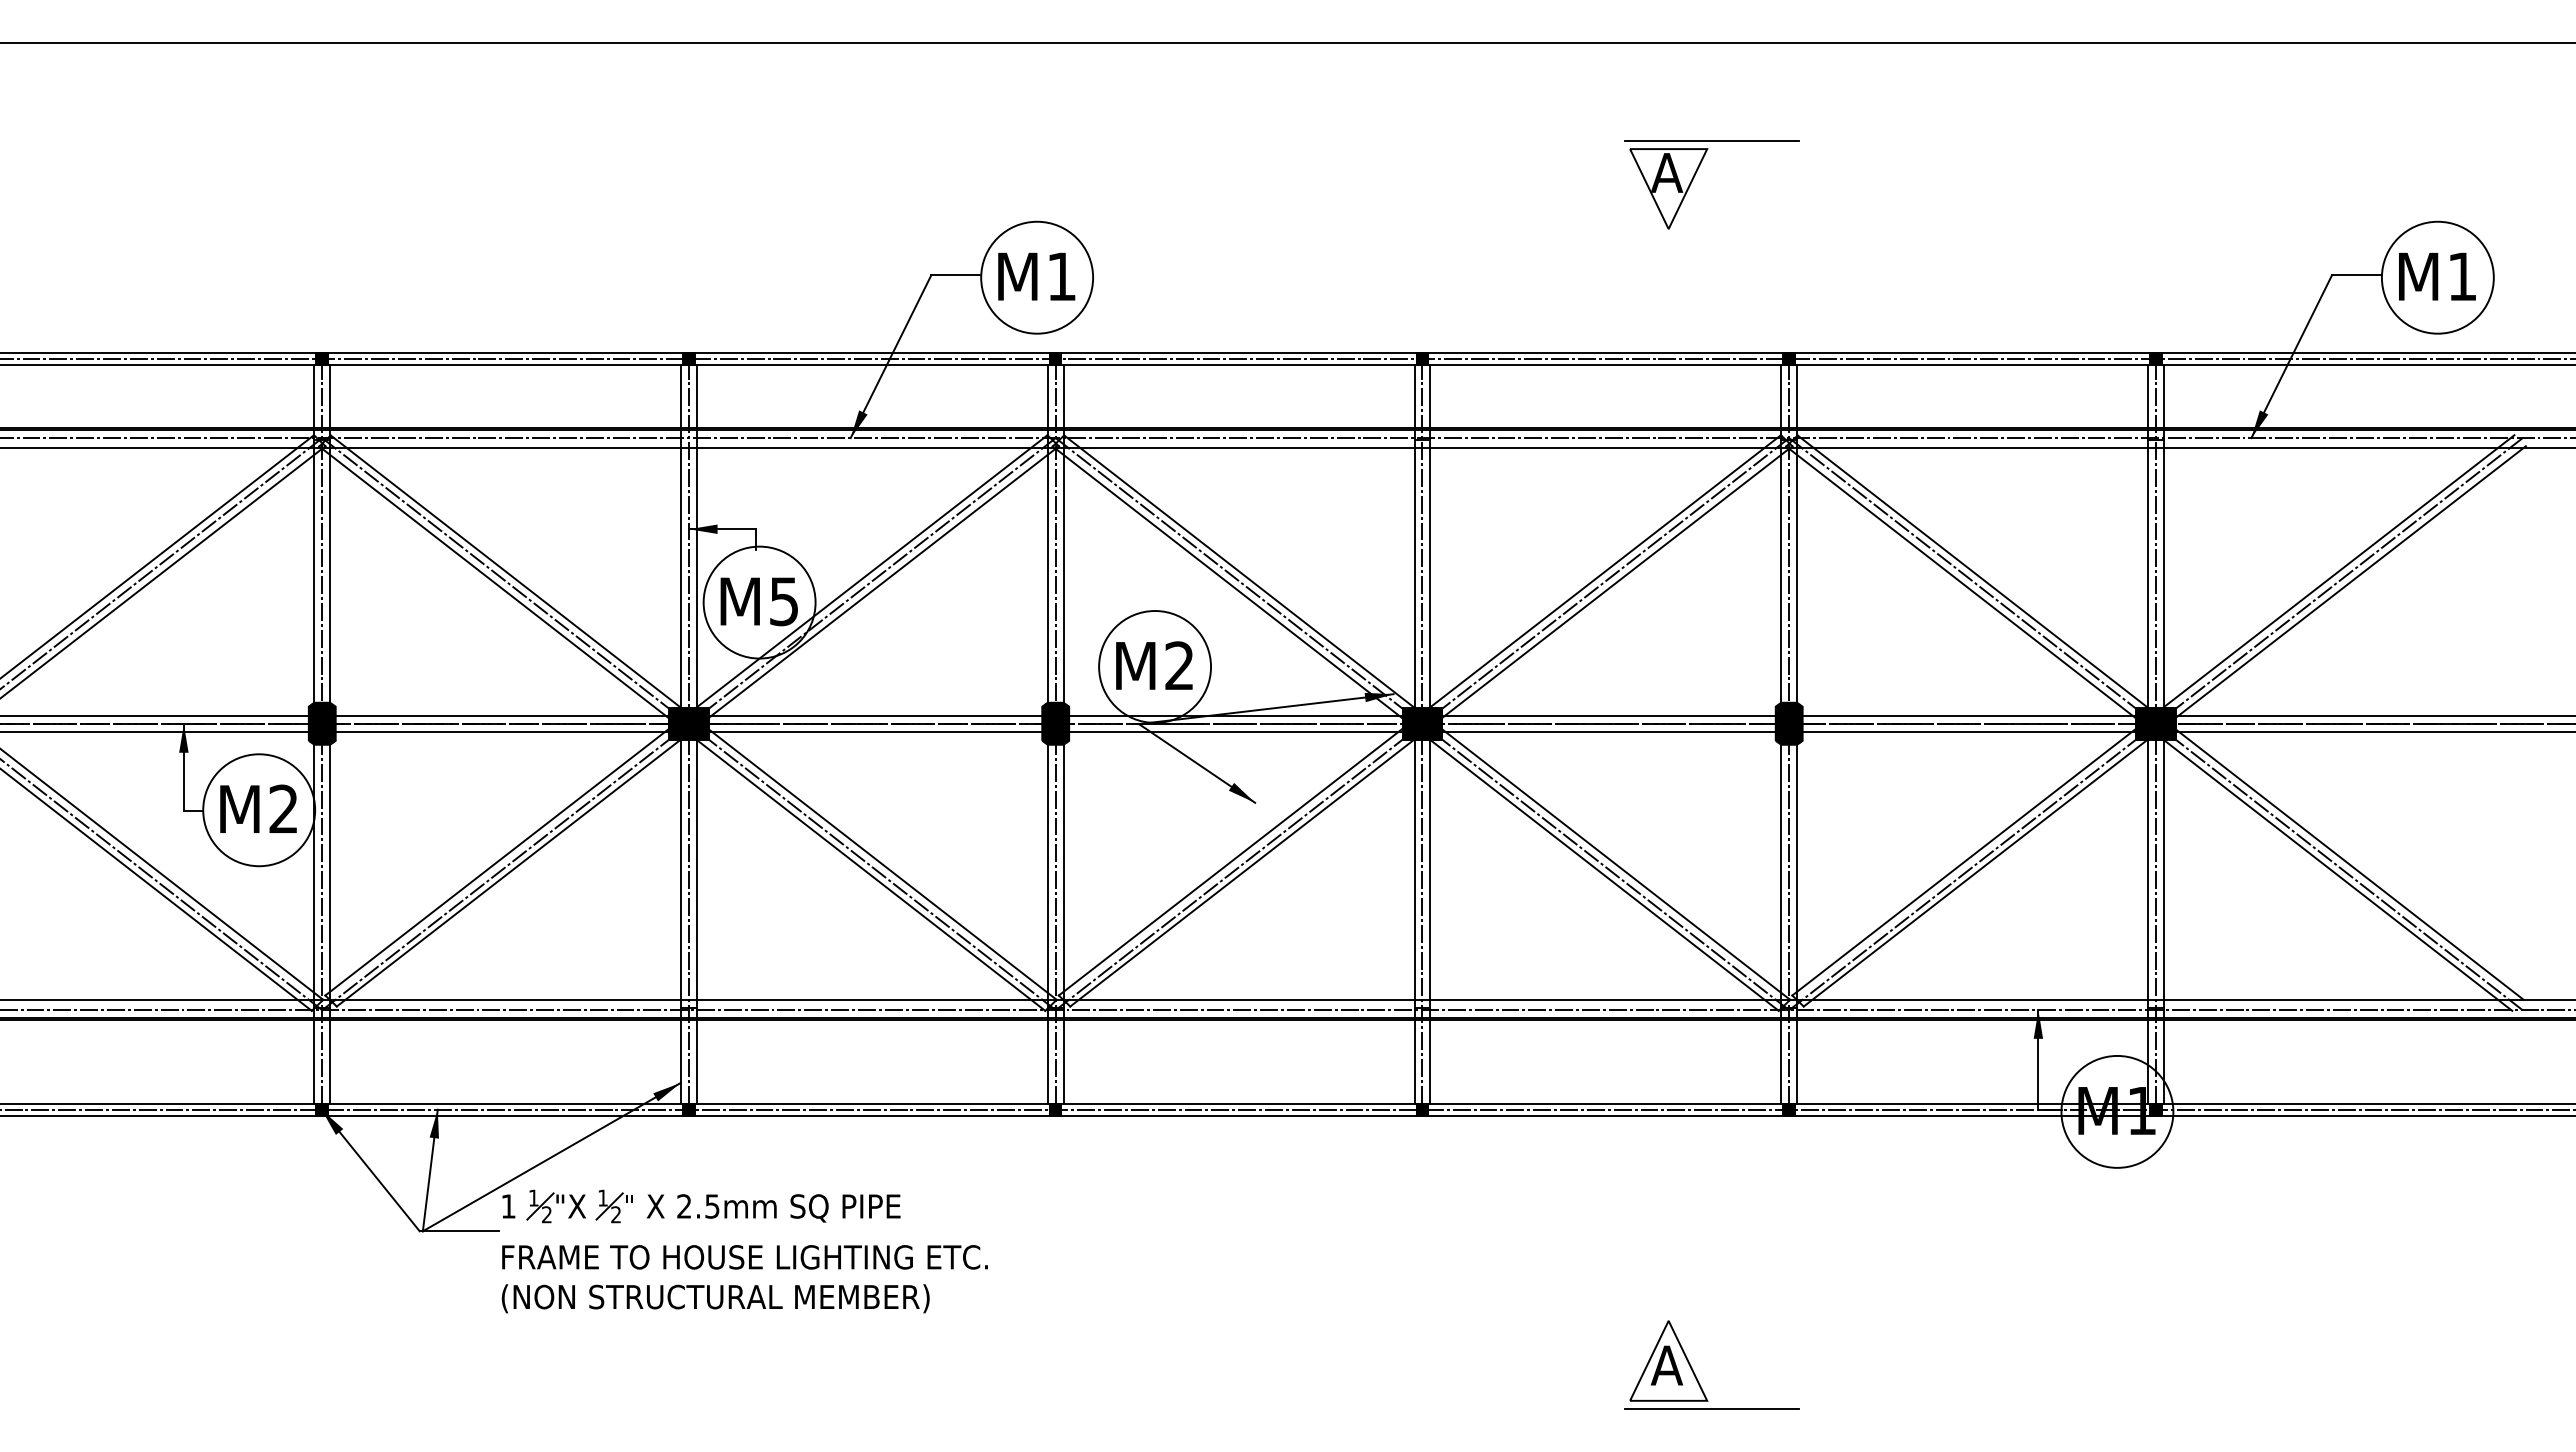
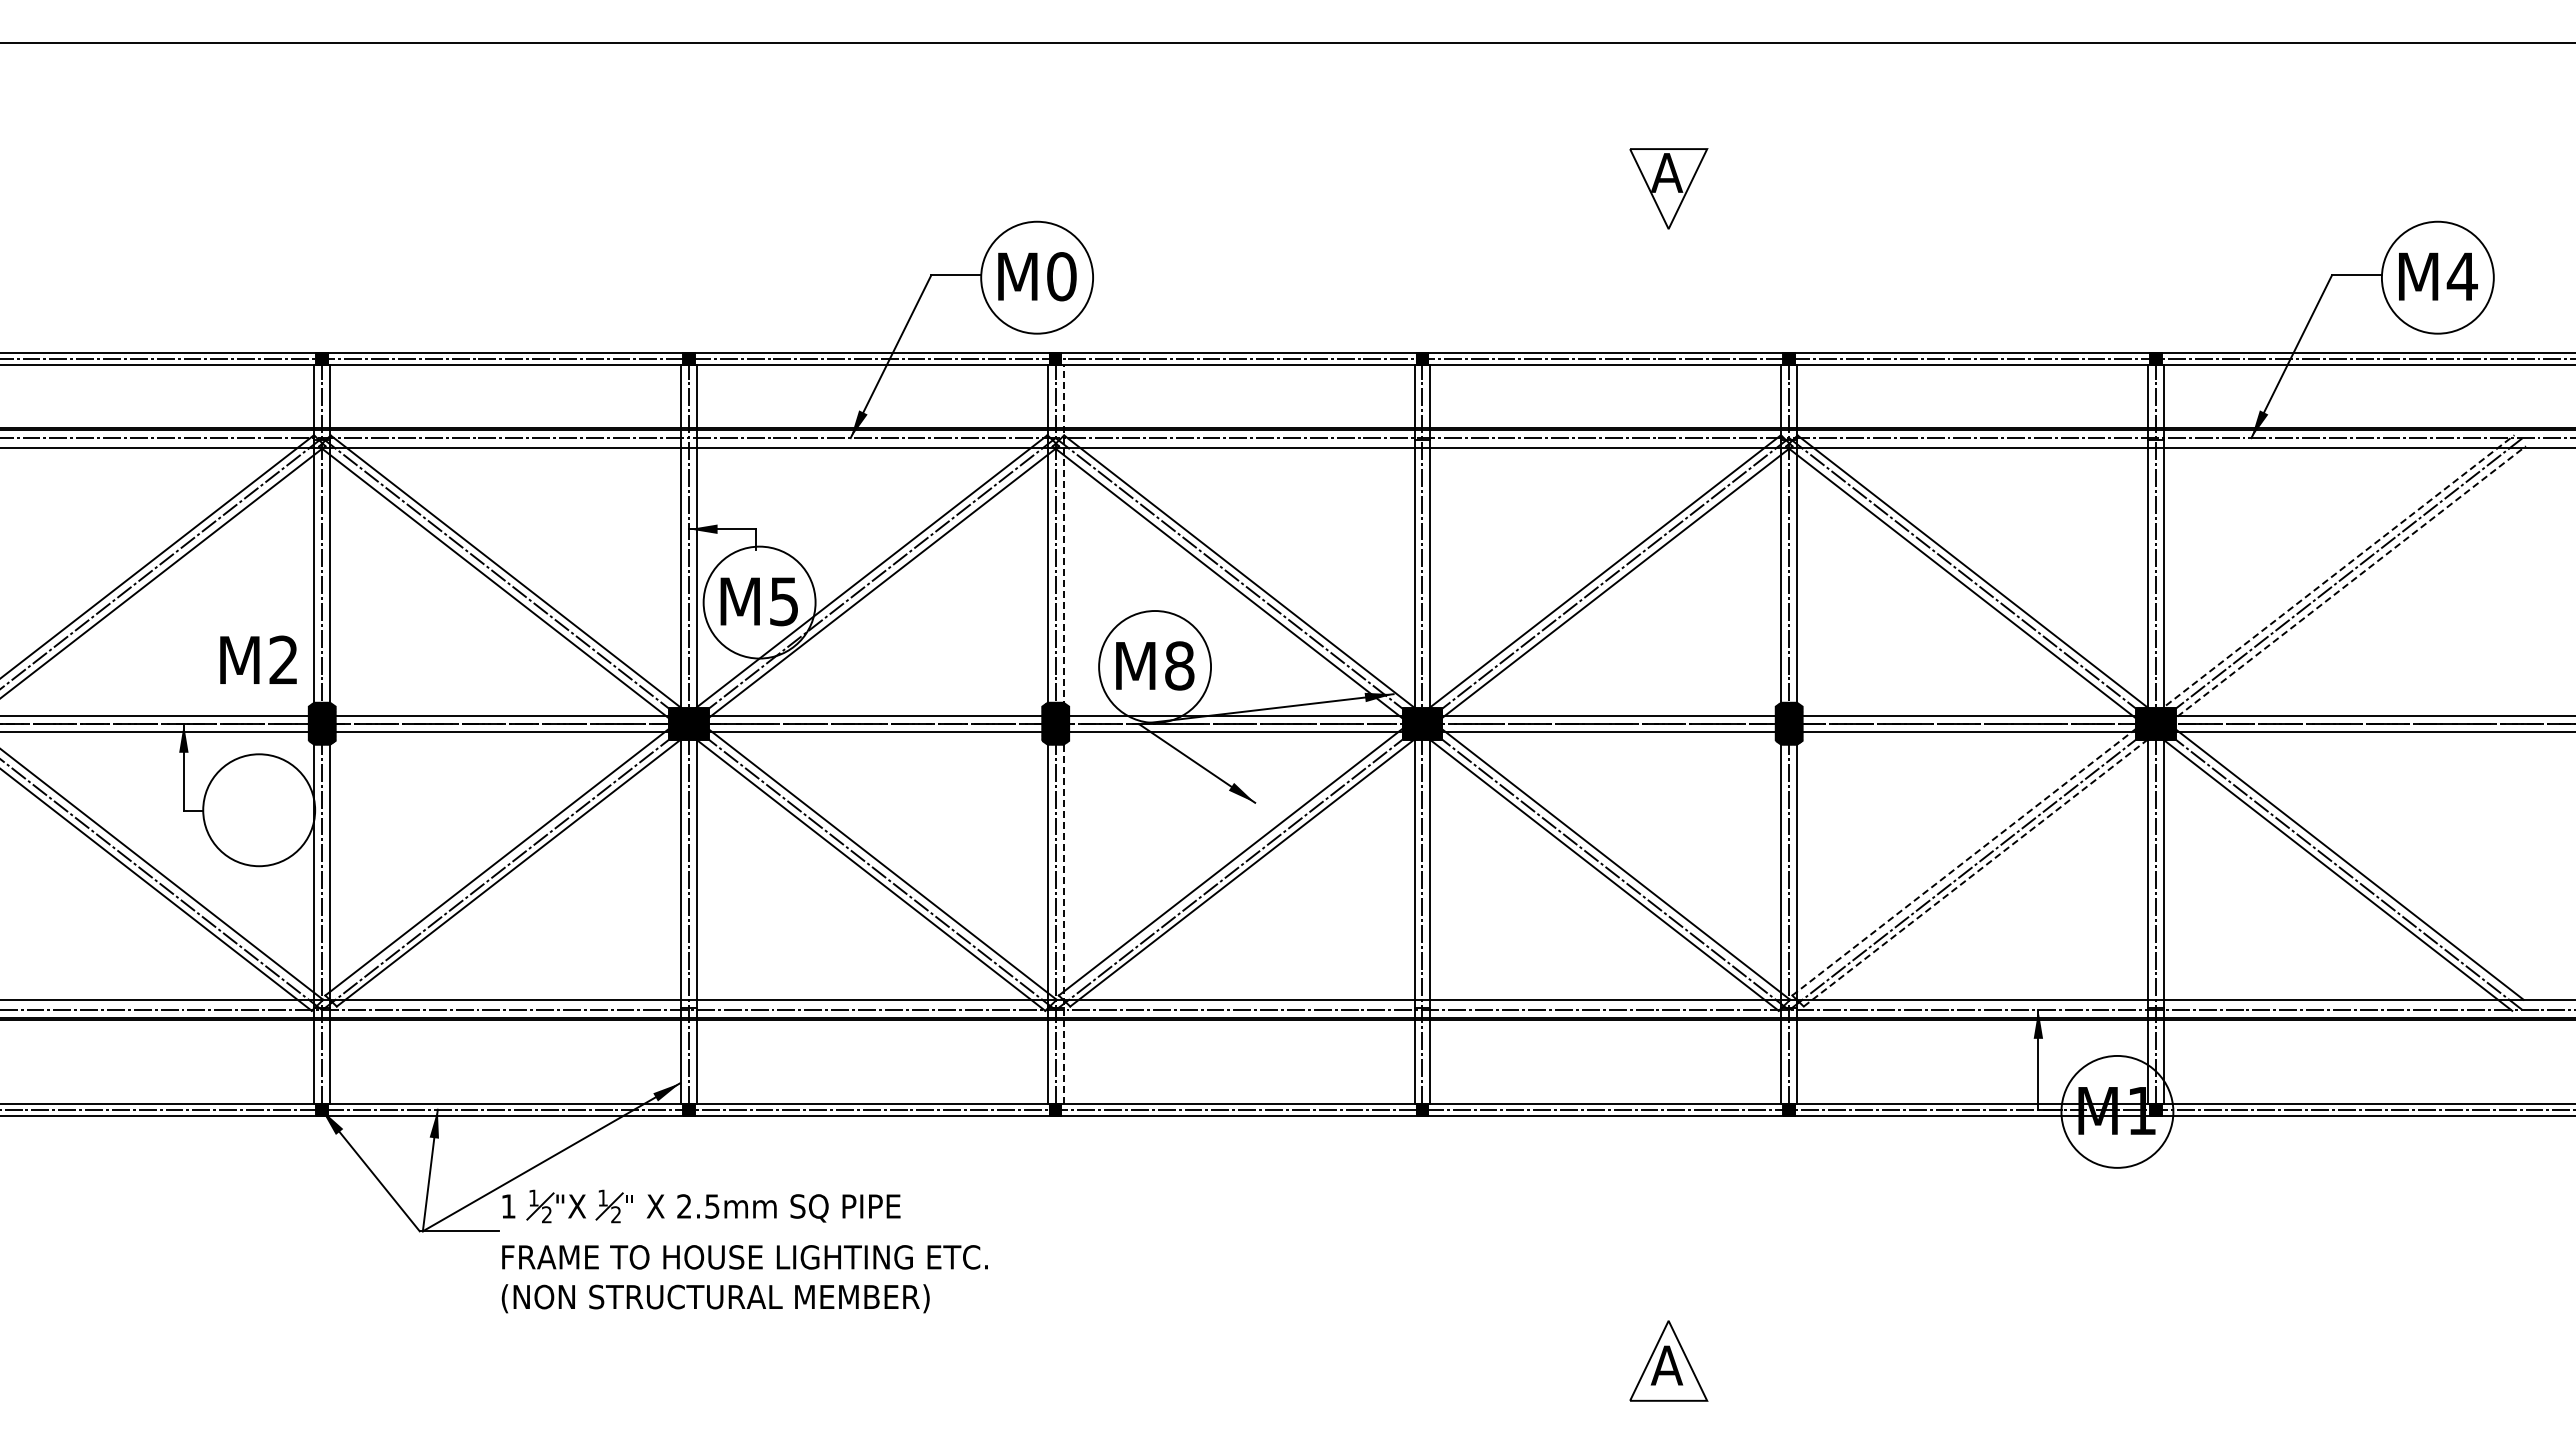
line: present -> none (1711, 141)
text: M1 -> M0 (1061, 276)
text: M1 -> M4 (2461, 276)
text: M2 -> M8 (1179, 665)
line: solid -> dashed (2153, 715)
line: solid -> dashed (2165, 726)
line: solid -> dashed (1063, 733)
text position: (258, 808) -> (258, 659) (258, 659)
line: present -> none (1711, 1408)
